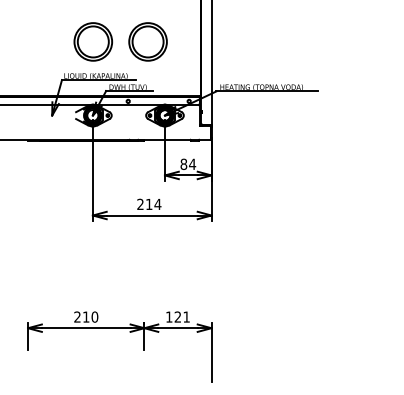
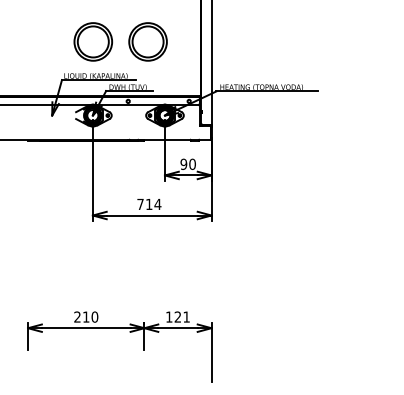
text: 84 -> 90 (188, 163)
text: 214 -> 714 (140, 203)
